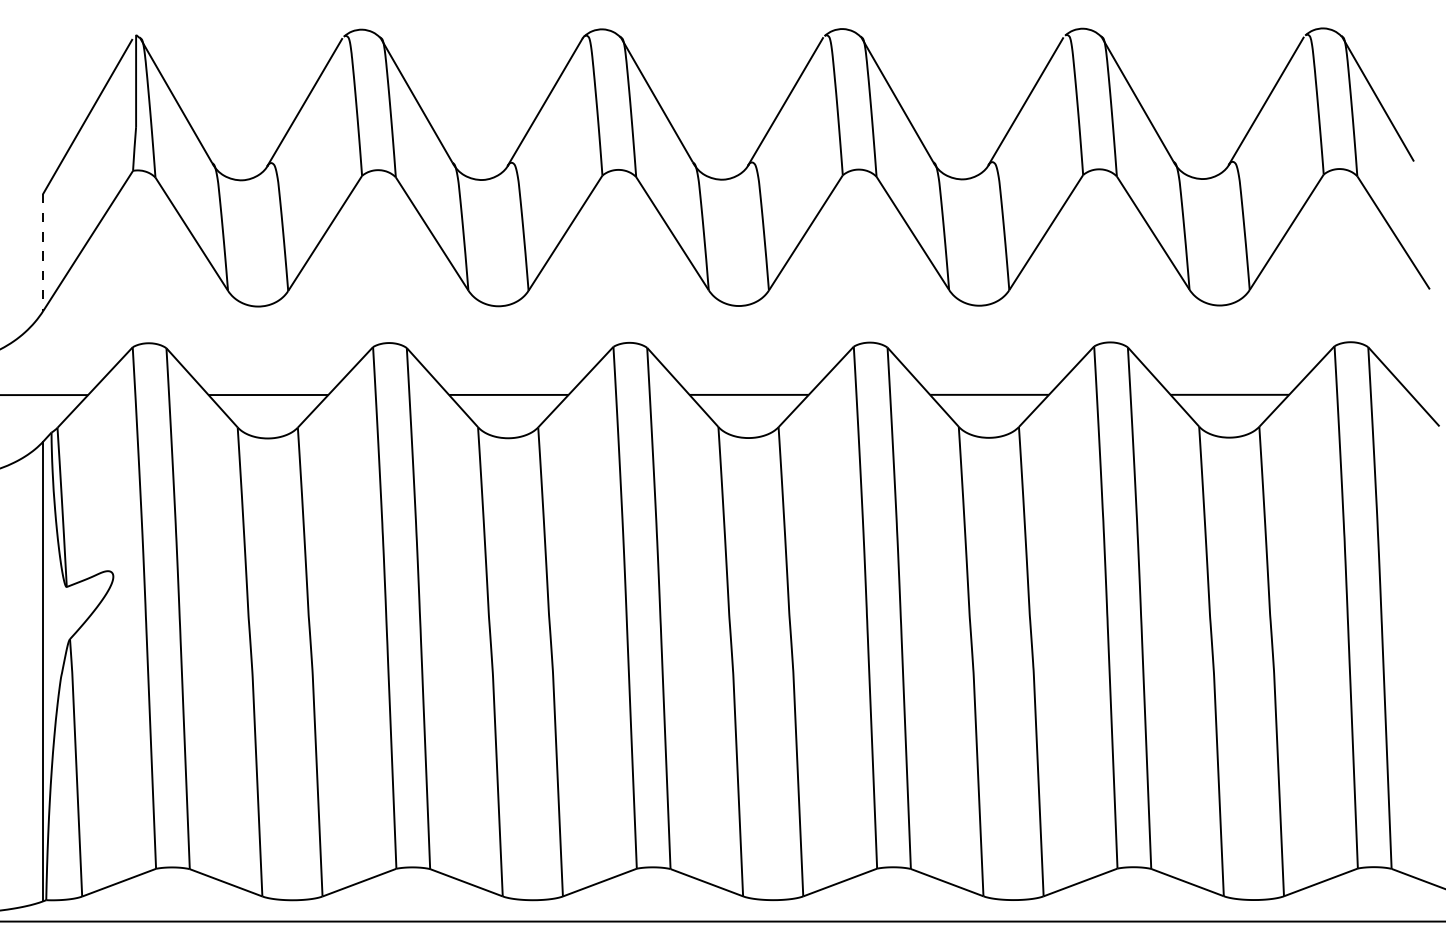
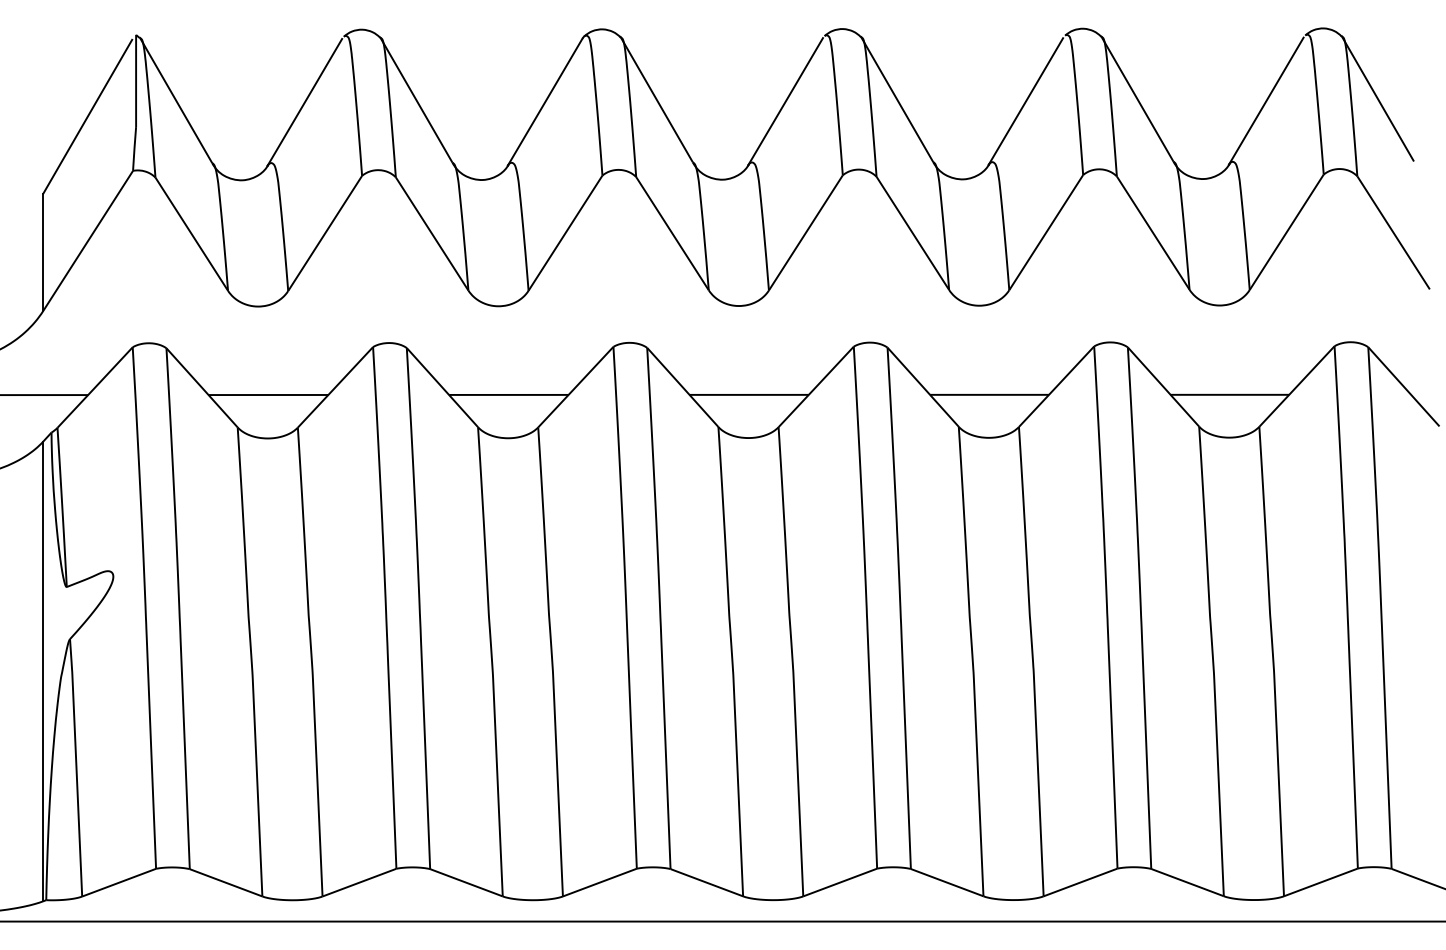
line: dashed -> solid (43, 252)
